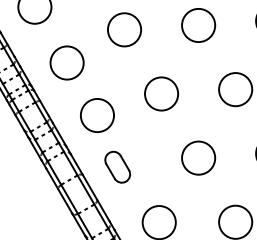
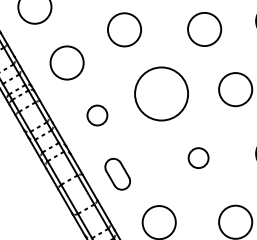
circle position: (198, 25) -> (204, 29) (204, 29)
circle diameter: 33 px -> 53 px (161, 93)
circle diameter: 33 px -> 20 px (97, 115)
circle diameter: 33 px -> 20 px (198, 158)
part position: (117, 166) -> (117, 173) (117, 173)
